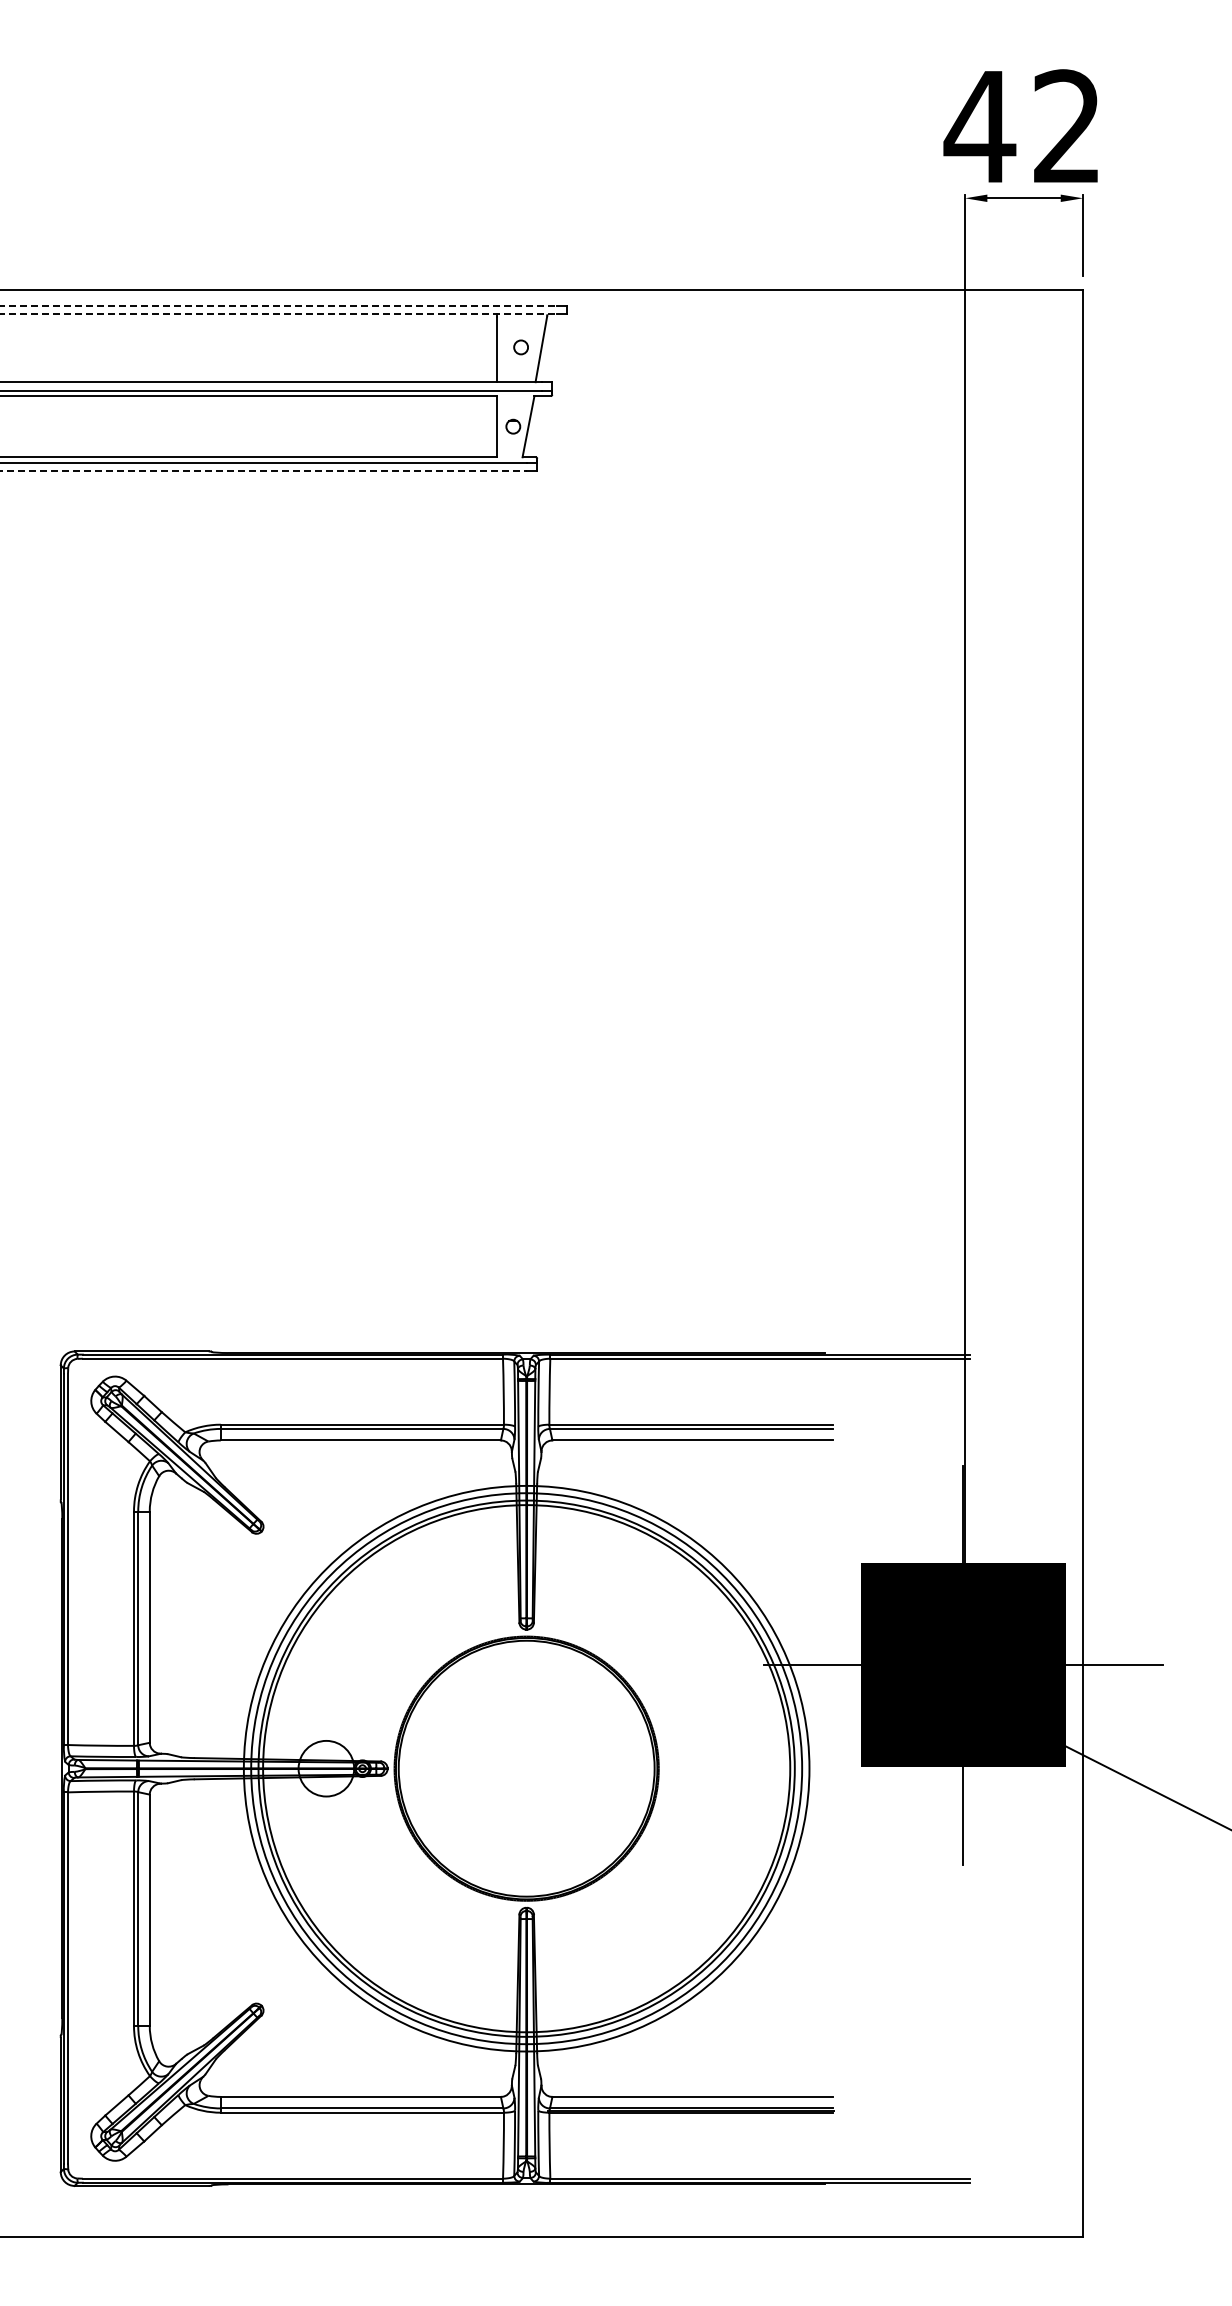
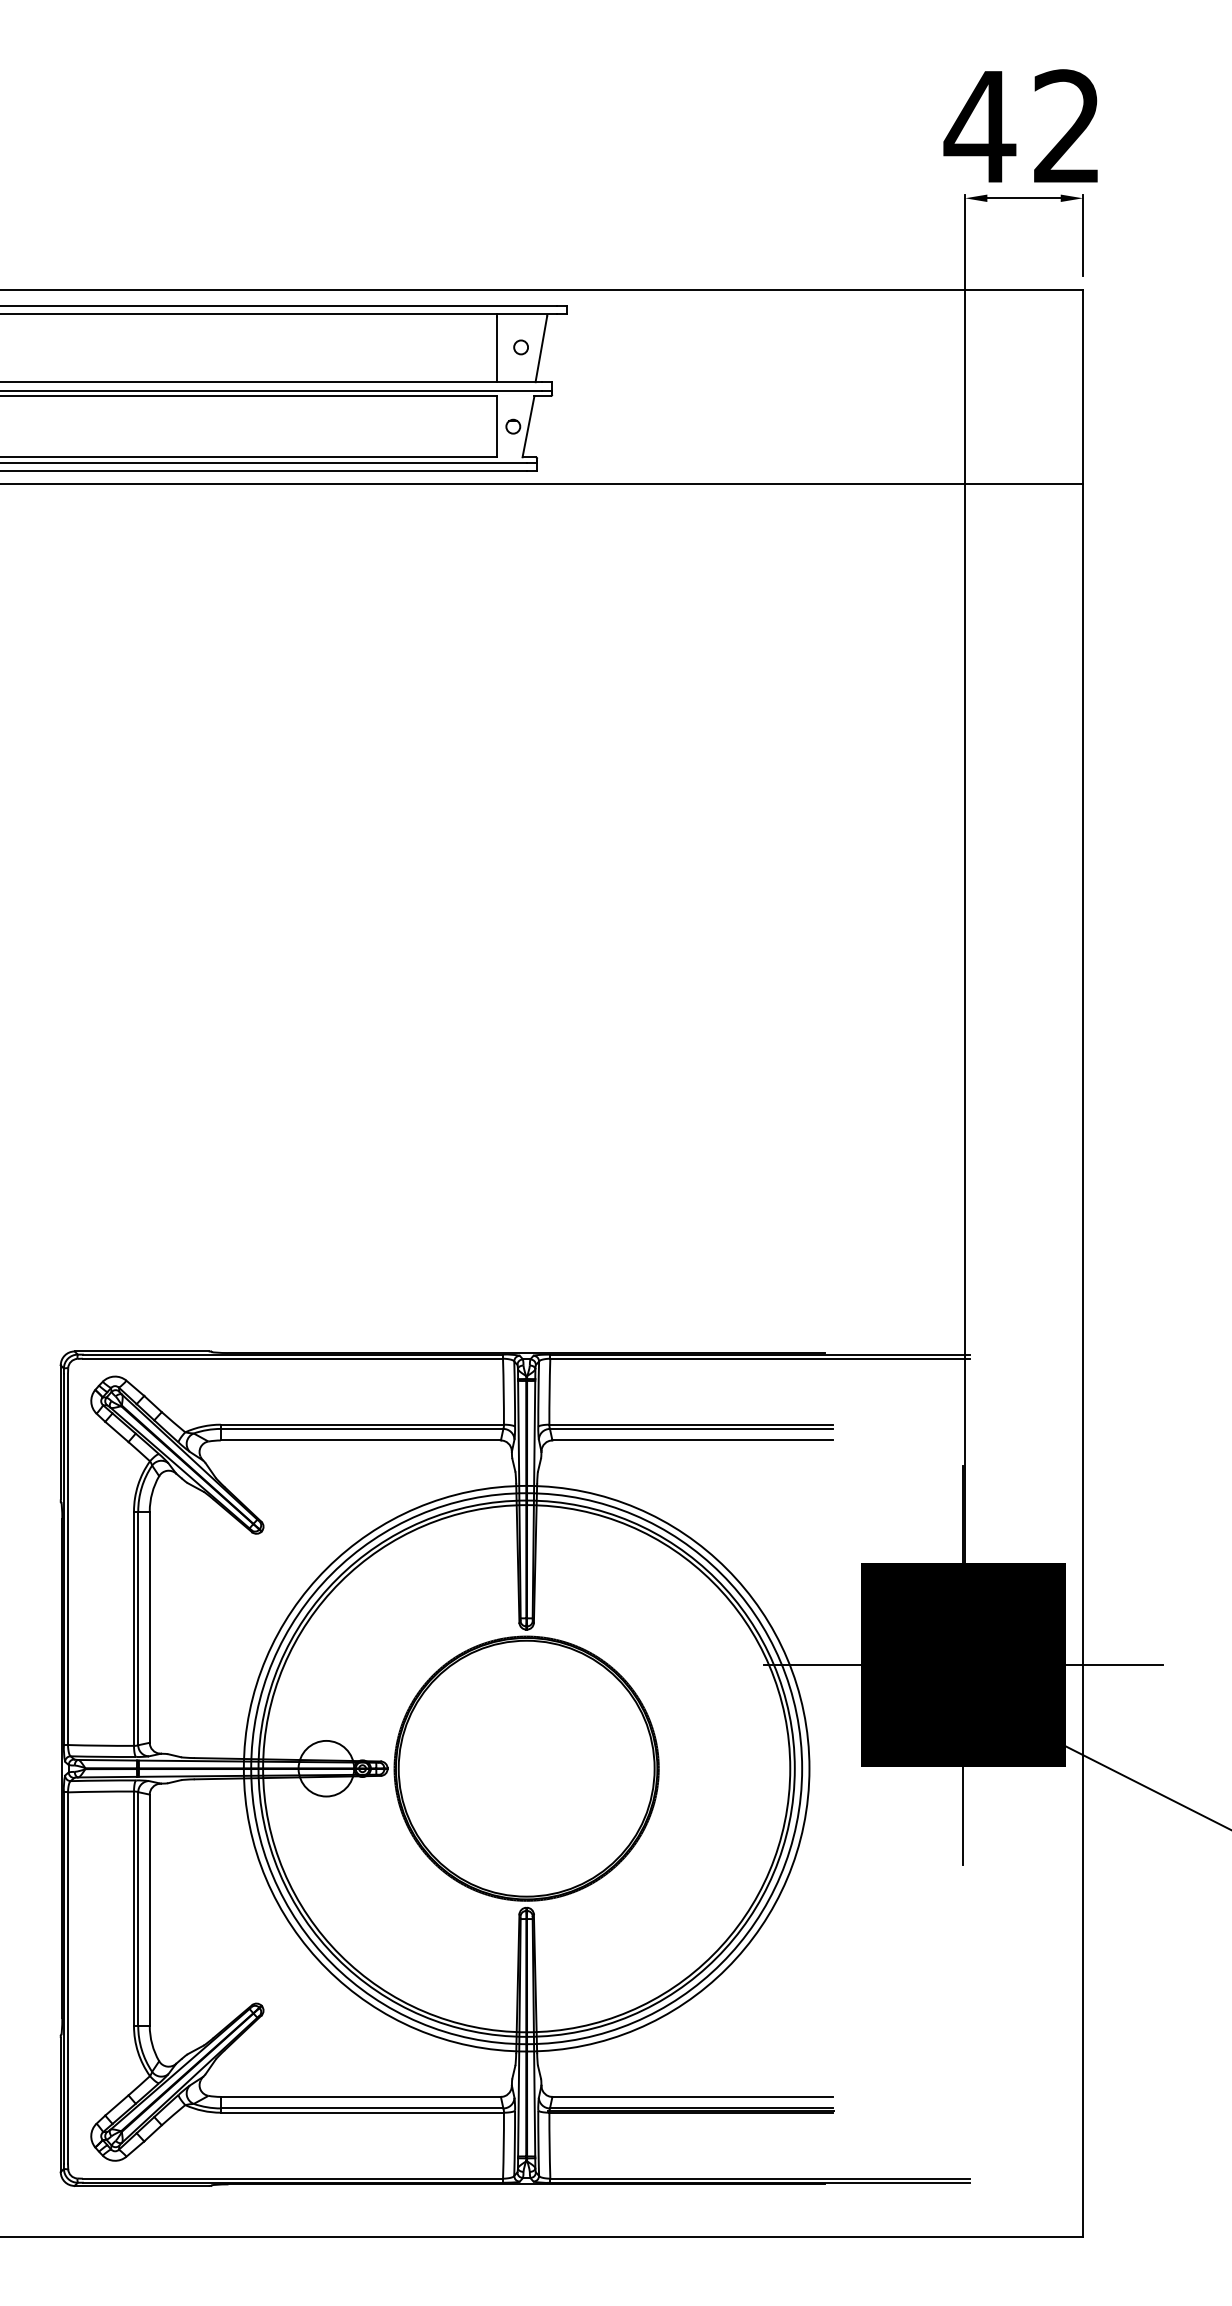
line: dashed -> solid (279, 306)
line: dashed -> solid (279, 314)
line: dashed -> solid (263, 471)
line: none -> present (542, 484)
